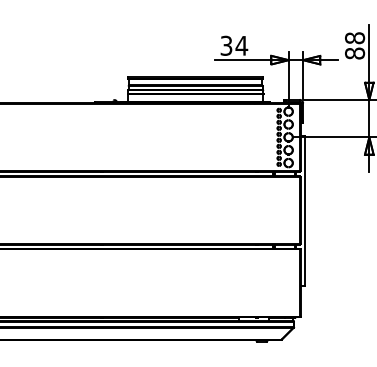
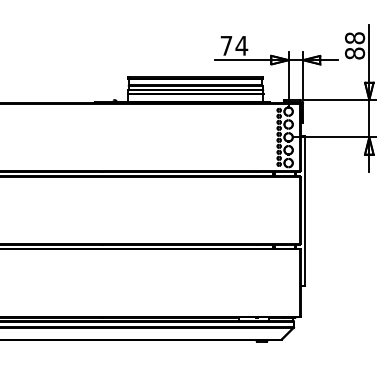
text: 34 -> 74 (226, 45)
